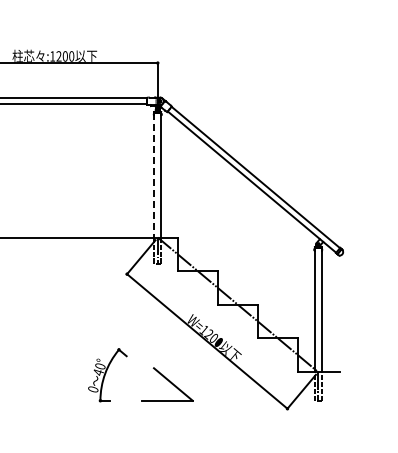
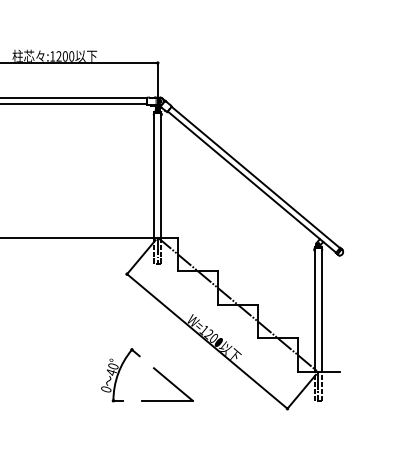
line: dashed -> solid (154, 175)
part position: (107, 375) -> (120, 375) (120, 375)
